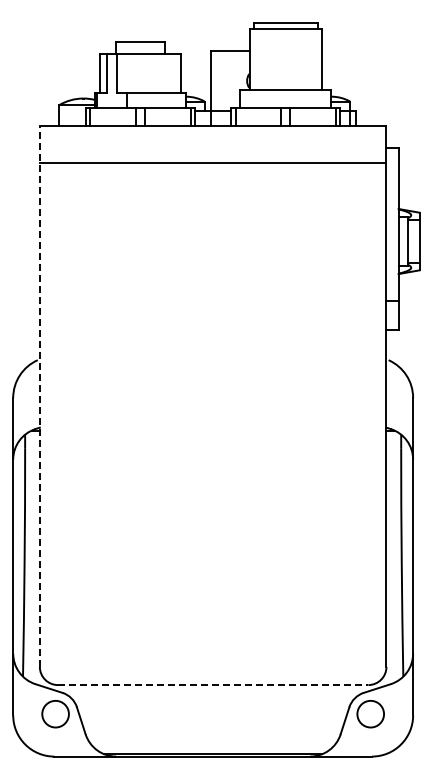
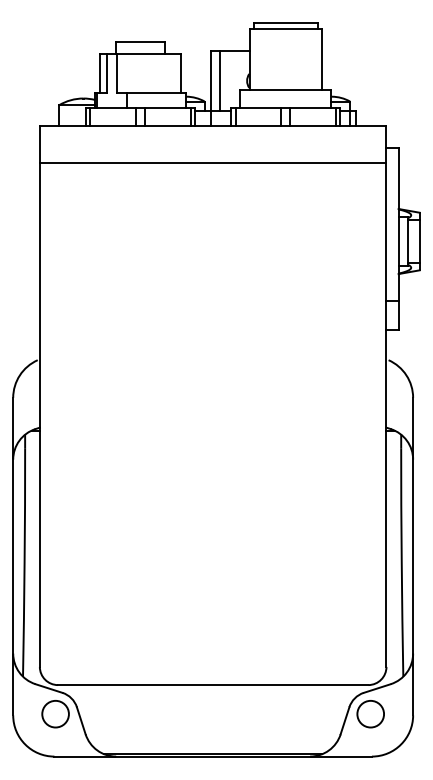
line: none -> present (219, 80)
line: dashed -> solid (39, 396)
line: dashed -> solid (213, 685)
